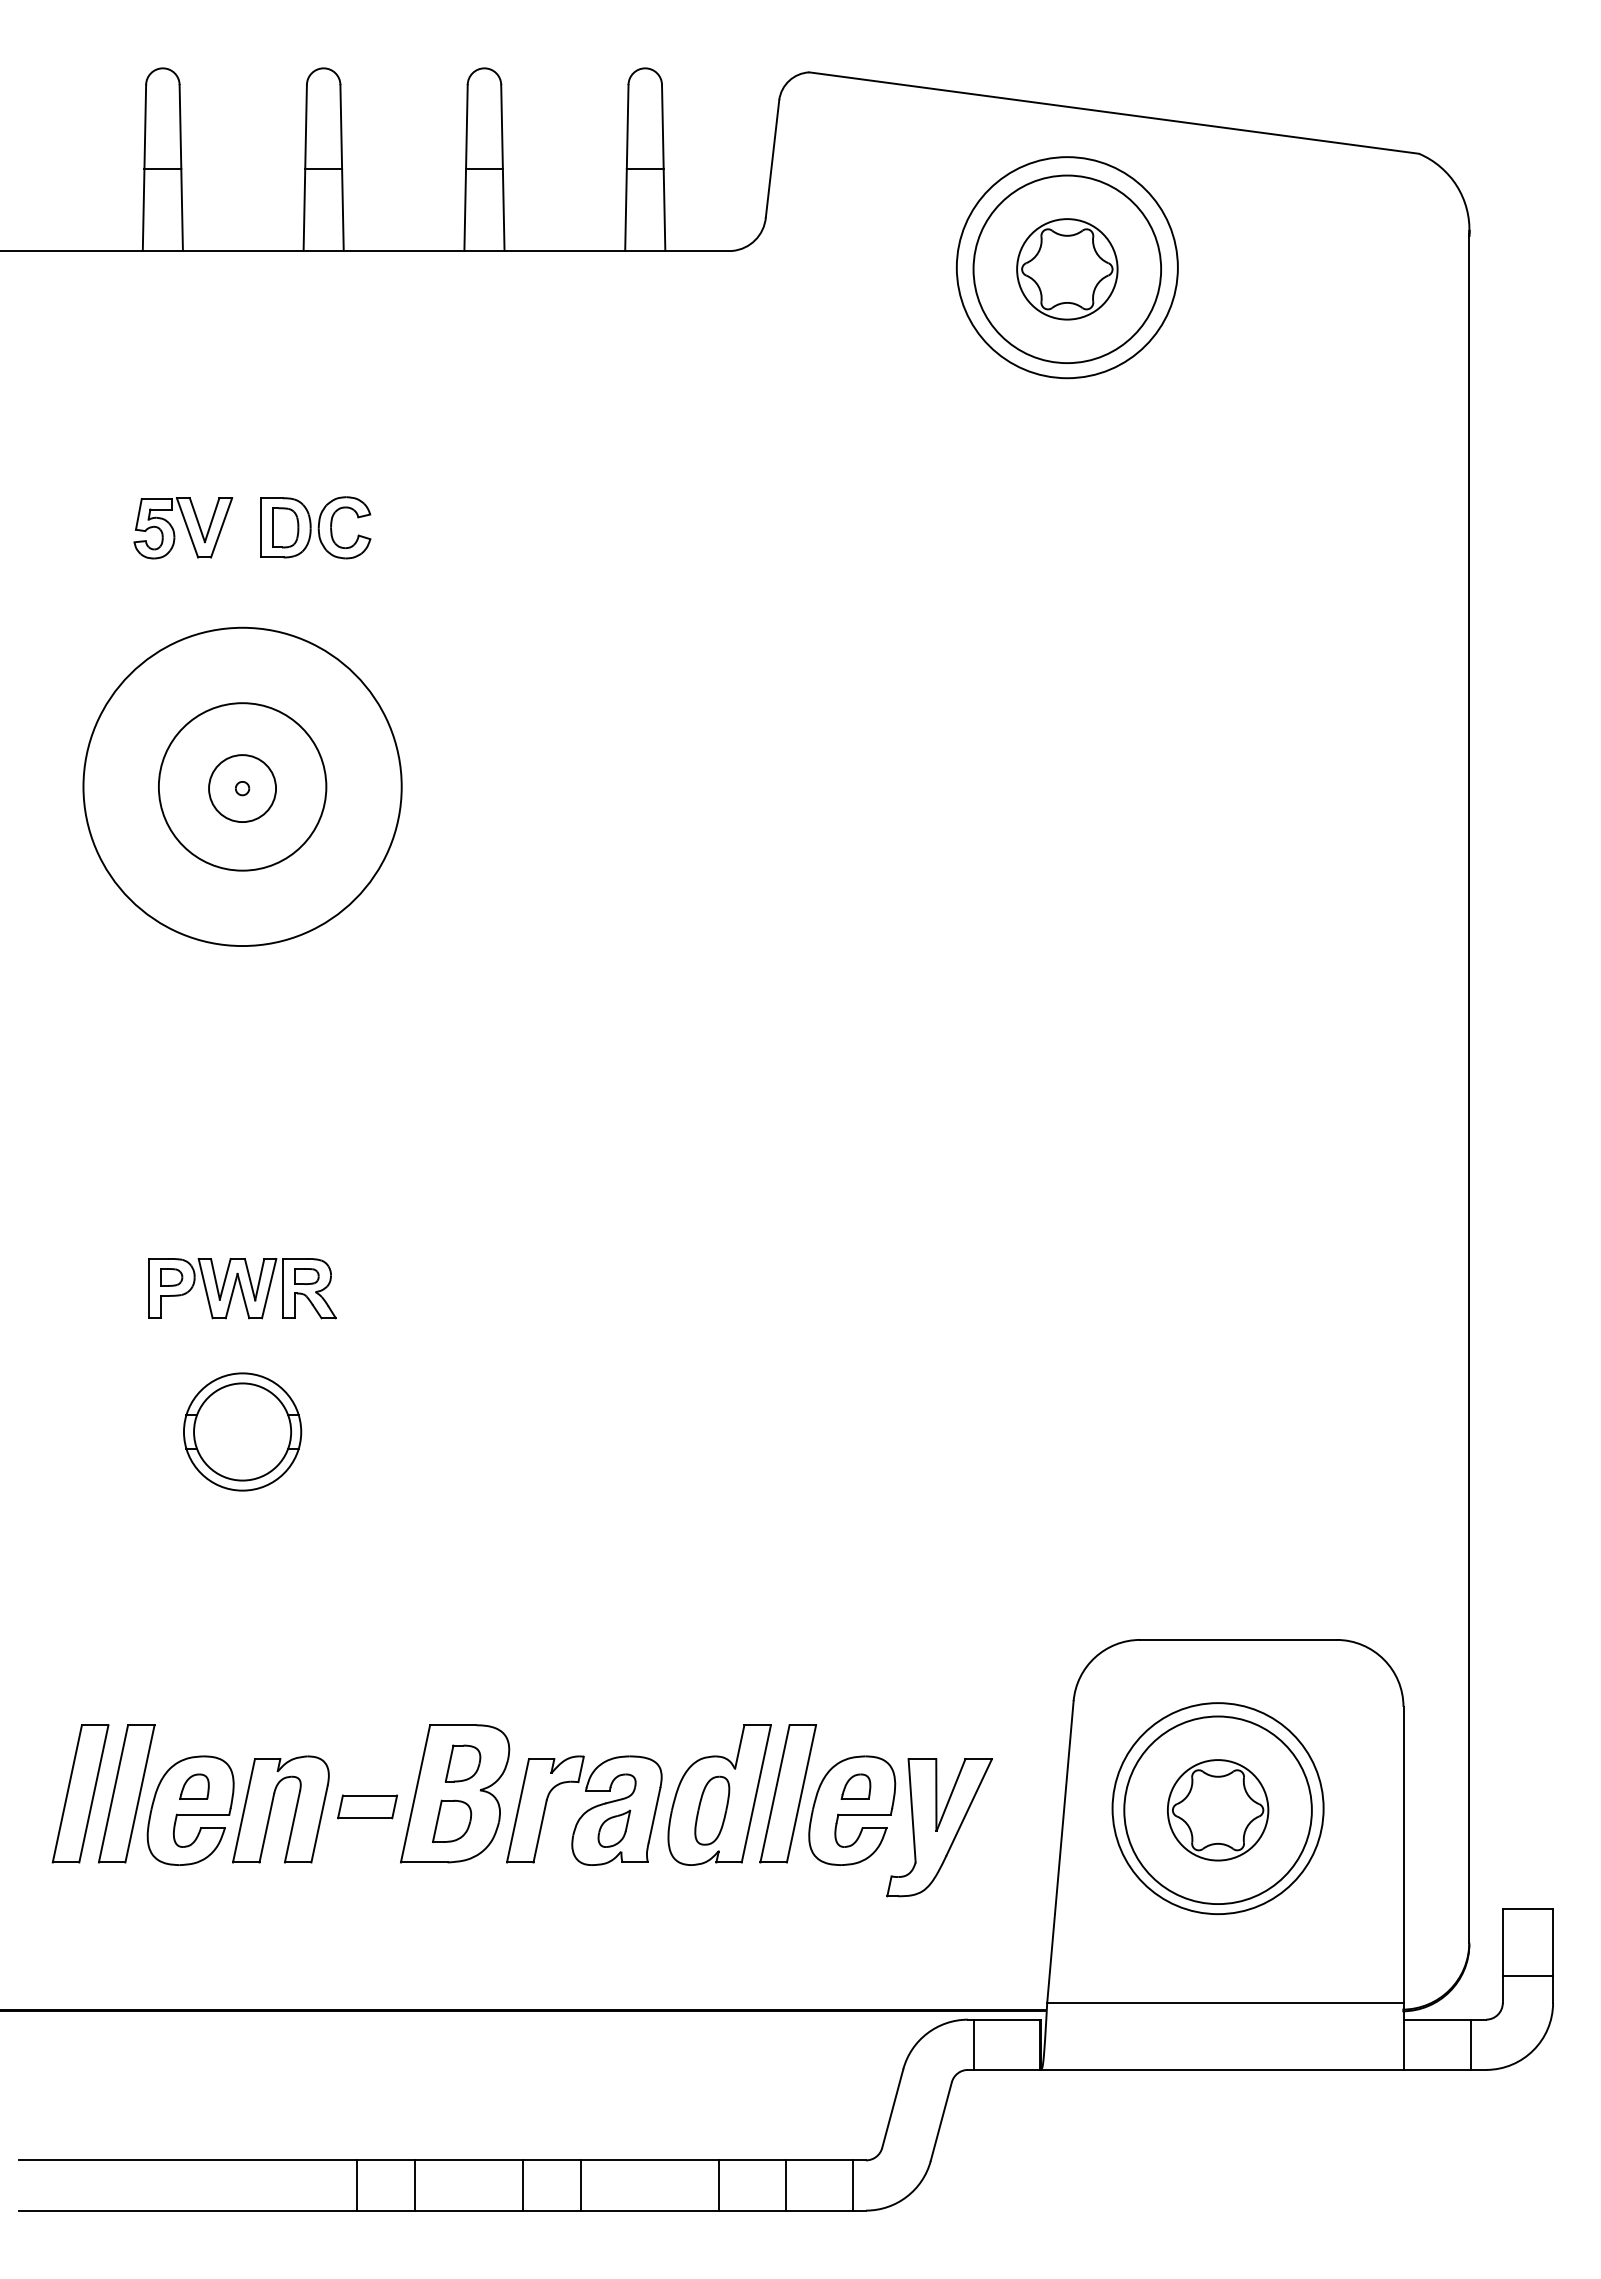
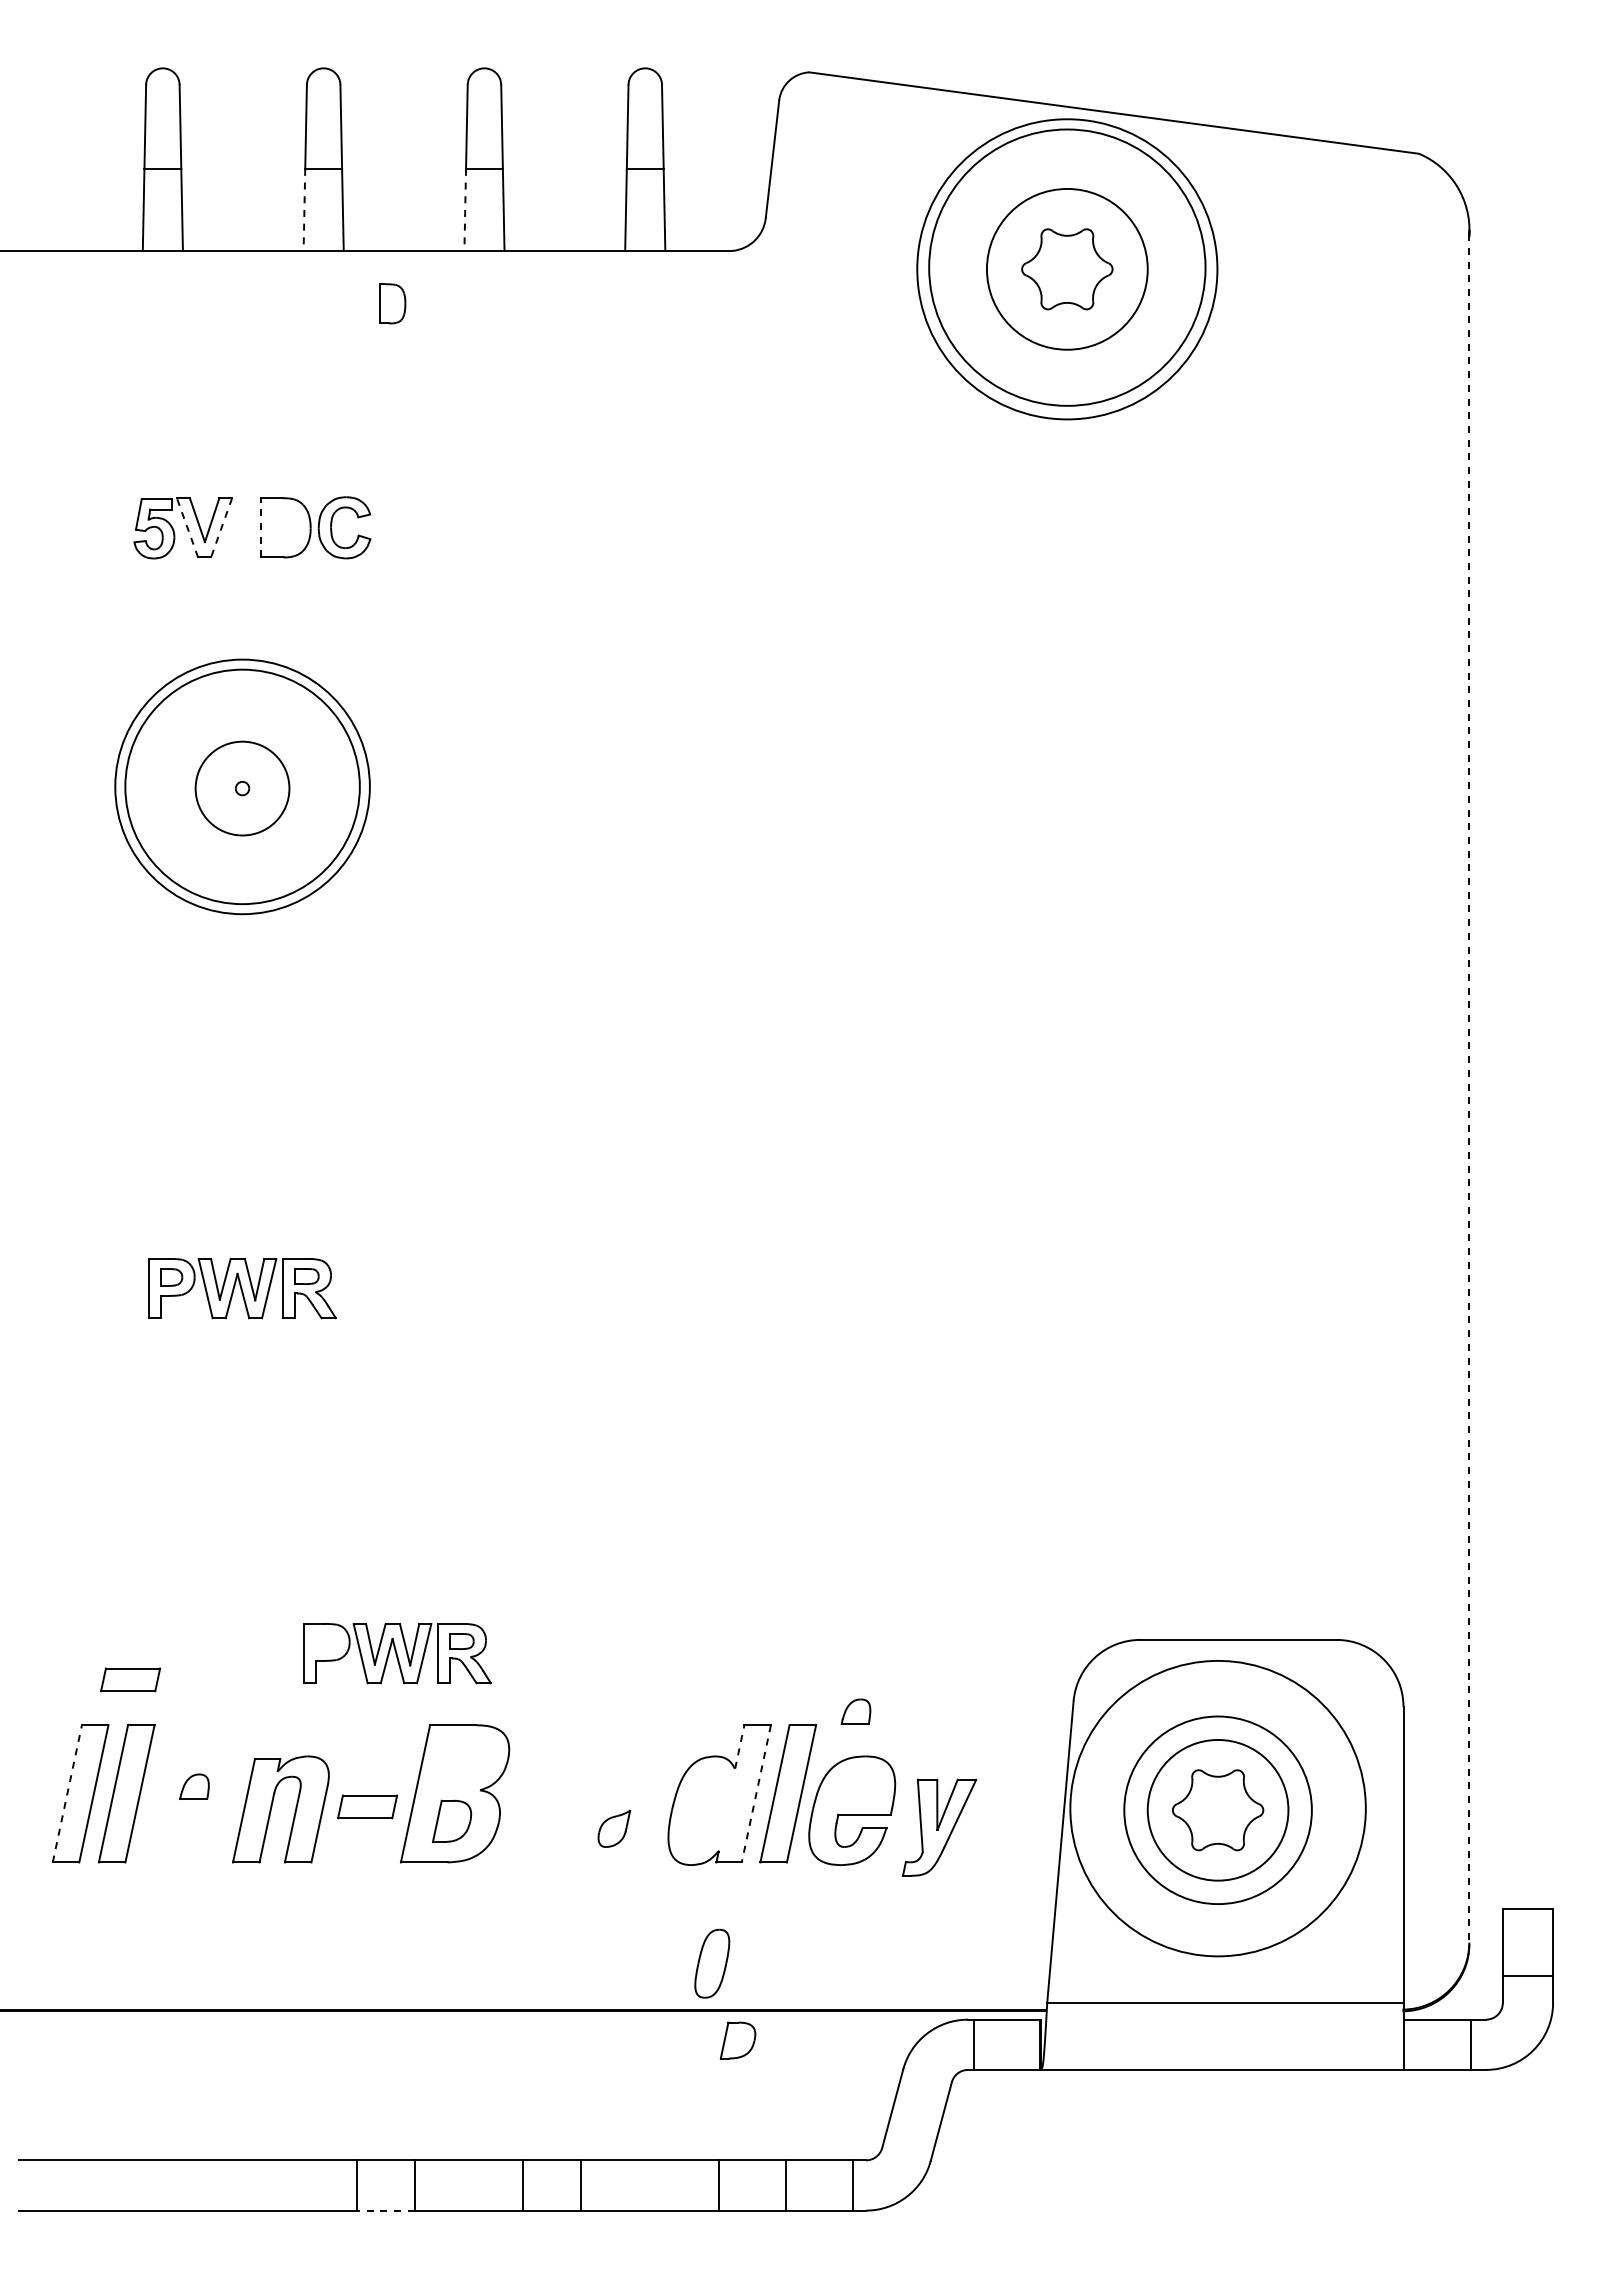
line: solid -> dashed (304, 210)
line: solid -> dashed (465, 210)
circle diameter: 221 px -> 276 px (1067, 267)
circle diameter: 100 px -> 161 px (1066, 268)
circle diameter: 188 px -> 300 px (1067, 269)
line: solid -> dashed (187, 527)
line: solid -> dashed (261, 527)
part position: (285, 527) -> (392, 303) (392, 303)
line: solid -> dashed (221, 528)
circle diameter: 167 px -> 234 px (242, 786)
circle diameter: 318 px -> 255 px (242, 786)
circle diameter: 67 px -> 94 px (242, 788)
line: solid -> dashed (1469, 1088)
part: present -> none (242, 1431)
part: none -> present (397, 1653)
part: none -> present (130, 1679)
line: solid -> dashed (739, 1746)
part position: (462, 1763) -> (737, 2040) (737, 2040)
part position: (855, 1786) -> (855, 1711) (855, 1711)
line: solid -> dashed (67, 1793)
line: solid -> dashed (756, 1794)
circle diameter: 211 px -> 295 px (1217, 1808)
part: present -> none (190, 1810)
part: present -> none (584, 1810)
part position: (712, 1810) -> (712, 1963) (712, 1963)
circle diameter: 100 px -> 141 px (1217, 1809)
part size: 107x140 px -> 76x99 px (939, 1827)
line: solid -> dashed (385, 2210)
